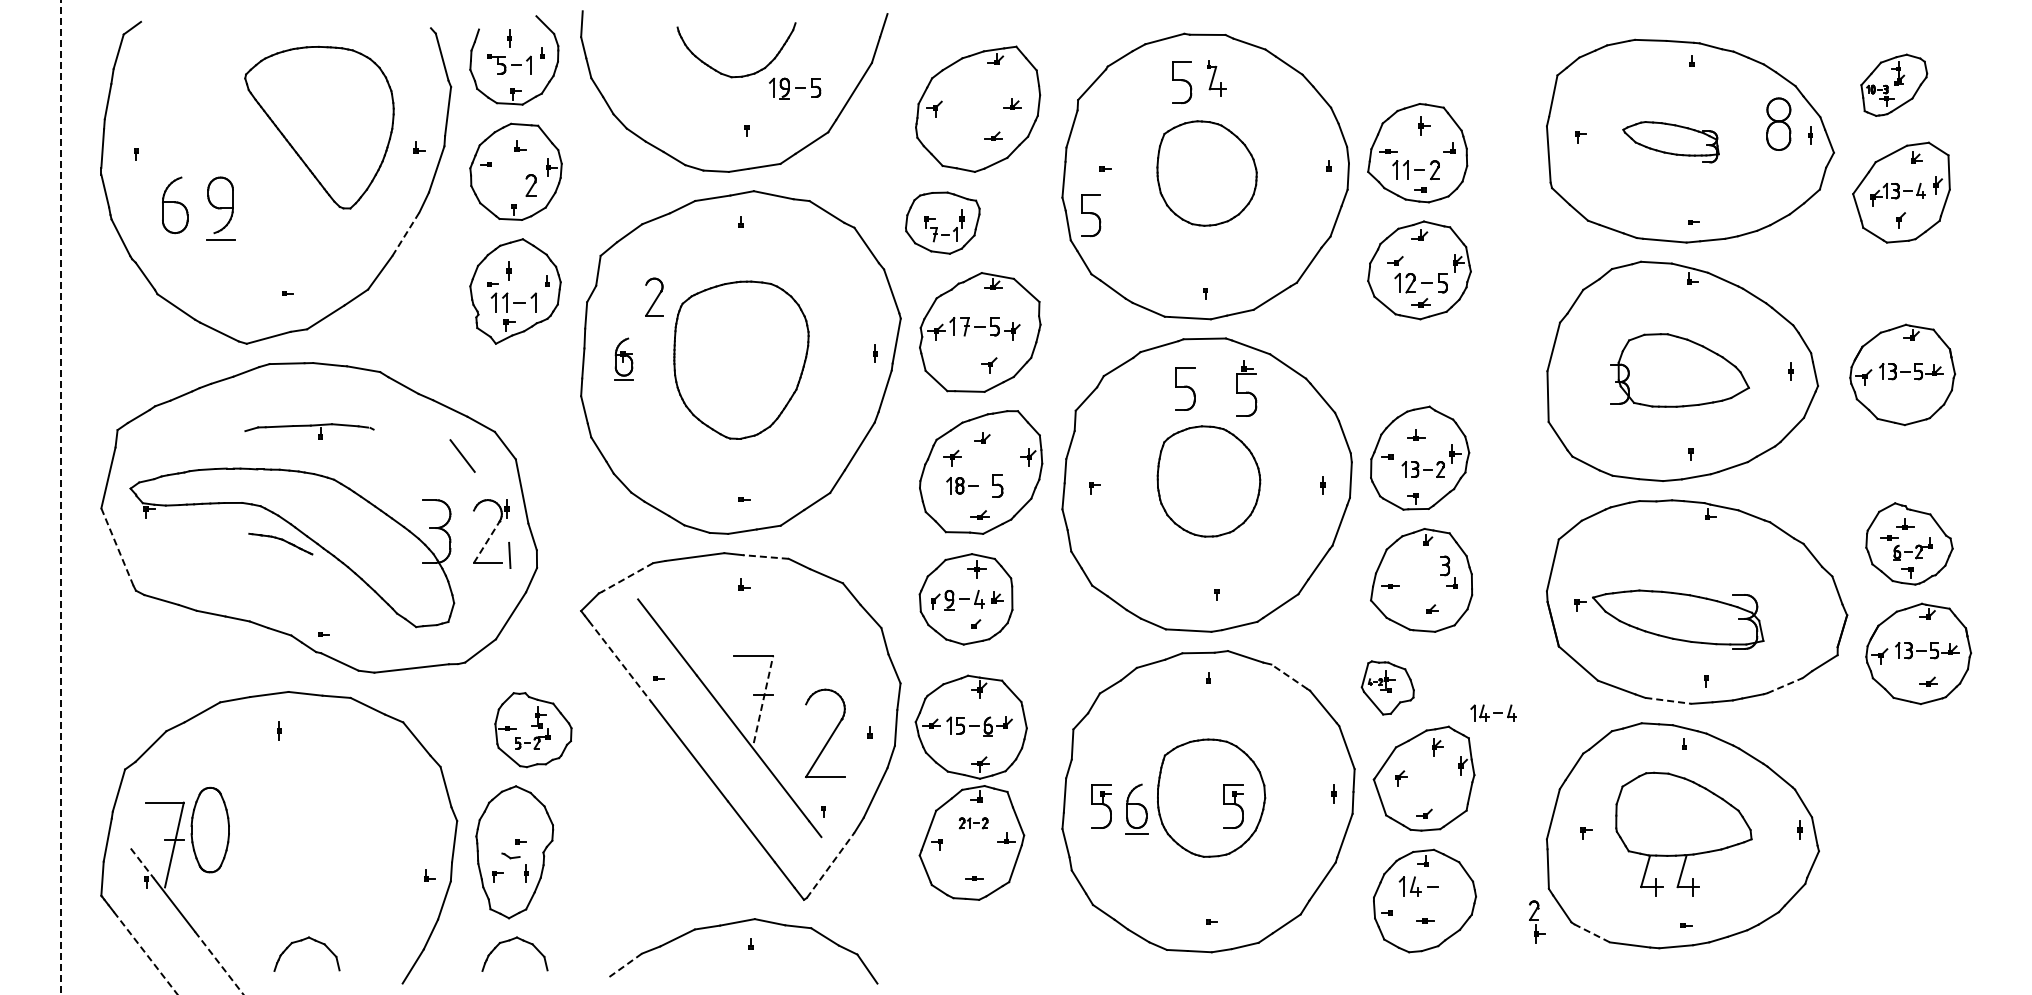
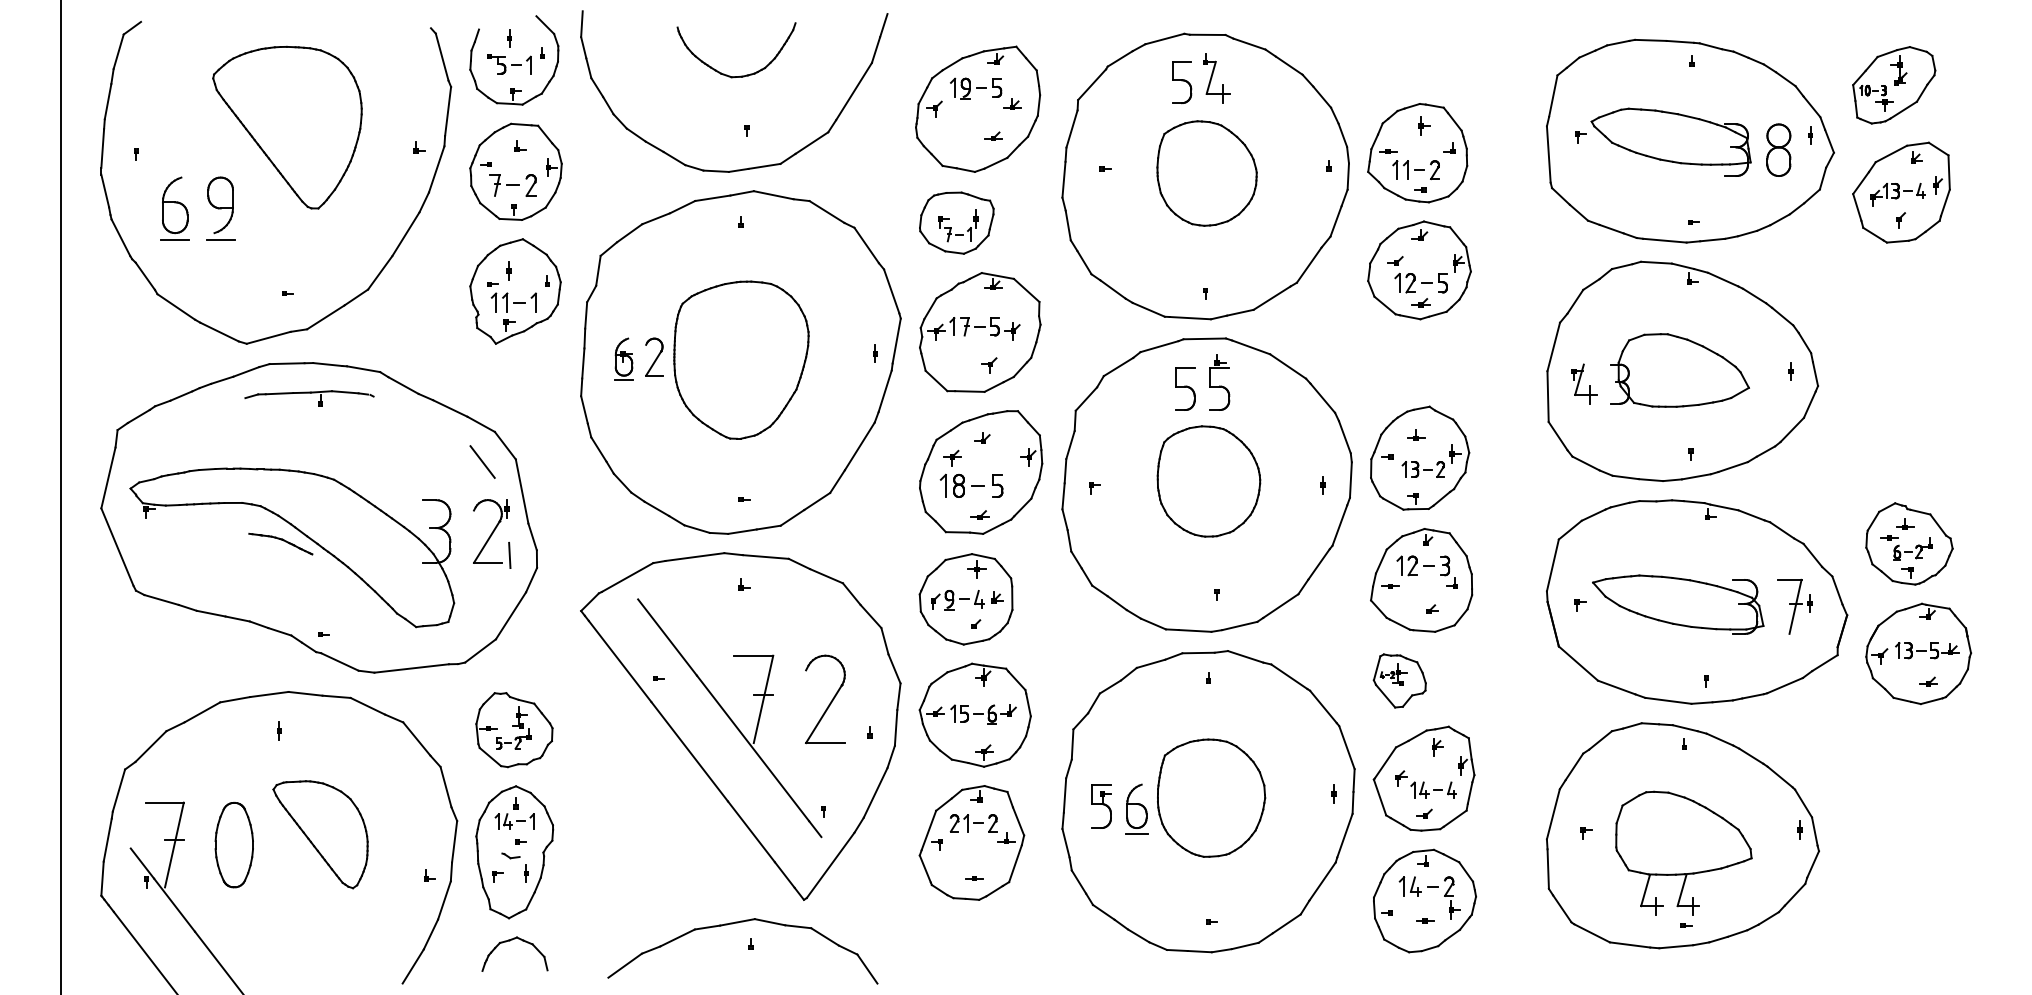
part size: 20x37 px -> 28x51 px (1216, 78)
part size: 69x64 px -> 85x79 px (1894, 85)
part position: (795, 88) -> (976, 88) (976, 88)
part position: (1778, 123) -> (1778, 149) (1778, 149)
part position: (319, 127) -> (287, 127) (287, 127)
part size: 98x43 px -> 162x70 px (1670, 141)
part: none -> present (504, 185)
part: present -> none (1091, 215)
part position: (942, 222) -> (956, 222) (956, 222)
line: dashed -> solid (405, 234)
line: none -> present (175, 240)
part position: (654, 296) -> (654, 356) (654, 356)
part: present -> none (1902, 374)
part: none -> present (1584, 383)
part position: (1246, 388) -> (1219, 382) (1219, 382)
part position: (309, 431) -> (309, 398) (309, 398)
line position: (462, 455) -> (482, 461) (482, 461)
part size: 33x18 px -> 46x25 px (961, 485)
line: dashed -> solid (60, 497)
line: dashed -> solid (487, 541)
line: dashed -> solid (117, 547)
line: dashed -> solid (765, 556)
part: none -> present (1415, 565)
line: dashed -> solid (627, 577)
part: none -> present (1794, 606)
part position: (1678, 619) -> (1678, 604) (1678, 604)
line: dashed -> solid (620, 661)
line: dashed -> solid (1289, 676)
line: dashed -> solid (1785, 685)
part position: (1387, 687) -> (1399, 680) (1399, 680)
line: dashed -> solid (763, 699)
line: dashed -> solid (1668, 700)
part position: (1493, 712) -> (1433, 789) (1433, 789)
part position: (970, 726) -> (974, 714) (974, 714)
part position: (533, 730) -> (514, 730) (514, 730)
part position: (825, 733) -> (825, 699) (825, 699)
part: present -> none (1233, 806)
part: none -> present (514, 813)
part size: 31x13 px -> 49x19 px (973, 823)
part position: (209, 829) -> (233, 844) (233, 844)
part position: (1683, 833) -> (1683, 852) (1683, 852)
part: none -> present (320, 834)
line: dashed -> solid (142, 863)
line: dashed -> solid (830, 864)
part position: (1537, 921) -> (1452, 897) (1452, 897)
line: dashed -> solid (1592, 933)
part: present -> none (302, 941)
line: dashed -> solid (146, 953)
line: dashed -> solid (219, 963)
line: dashed -> solid (625, 965)
